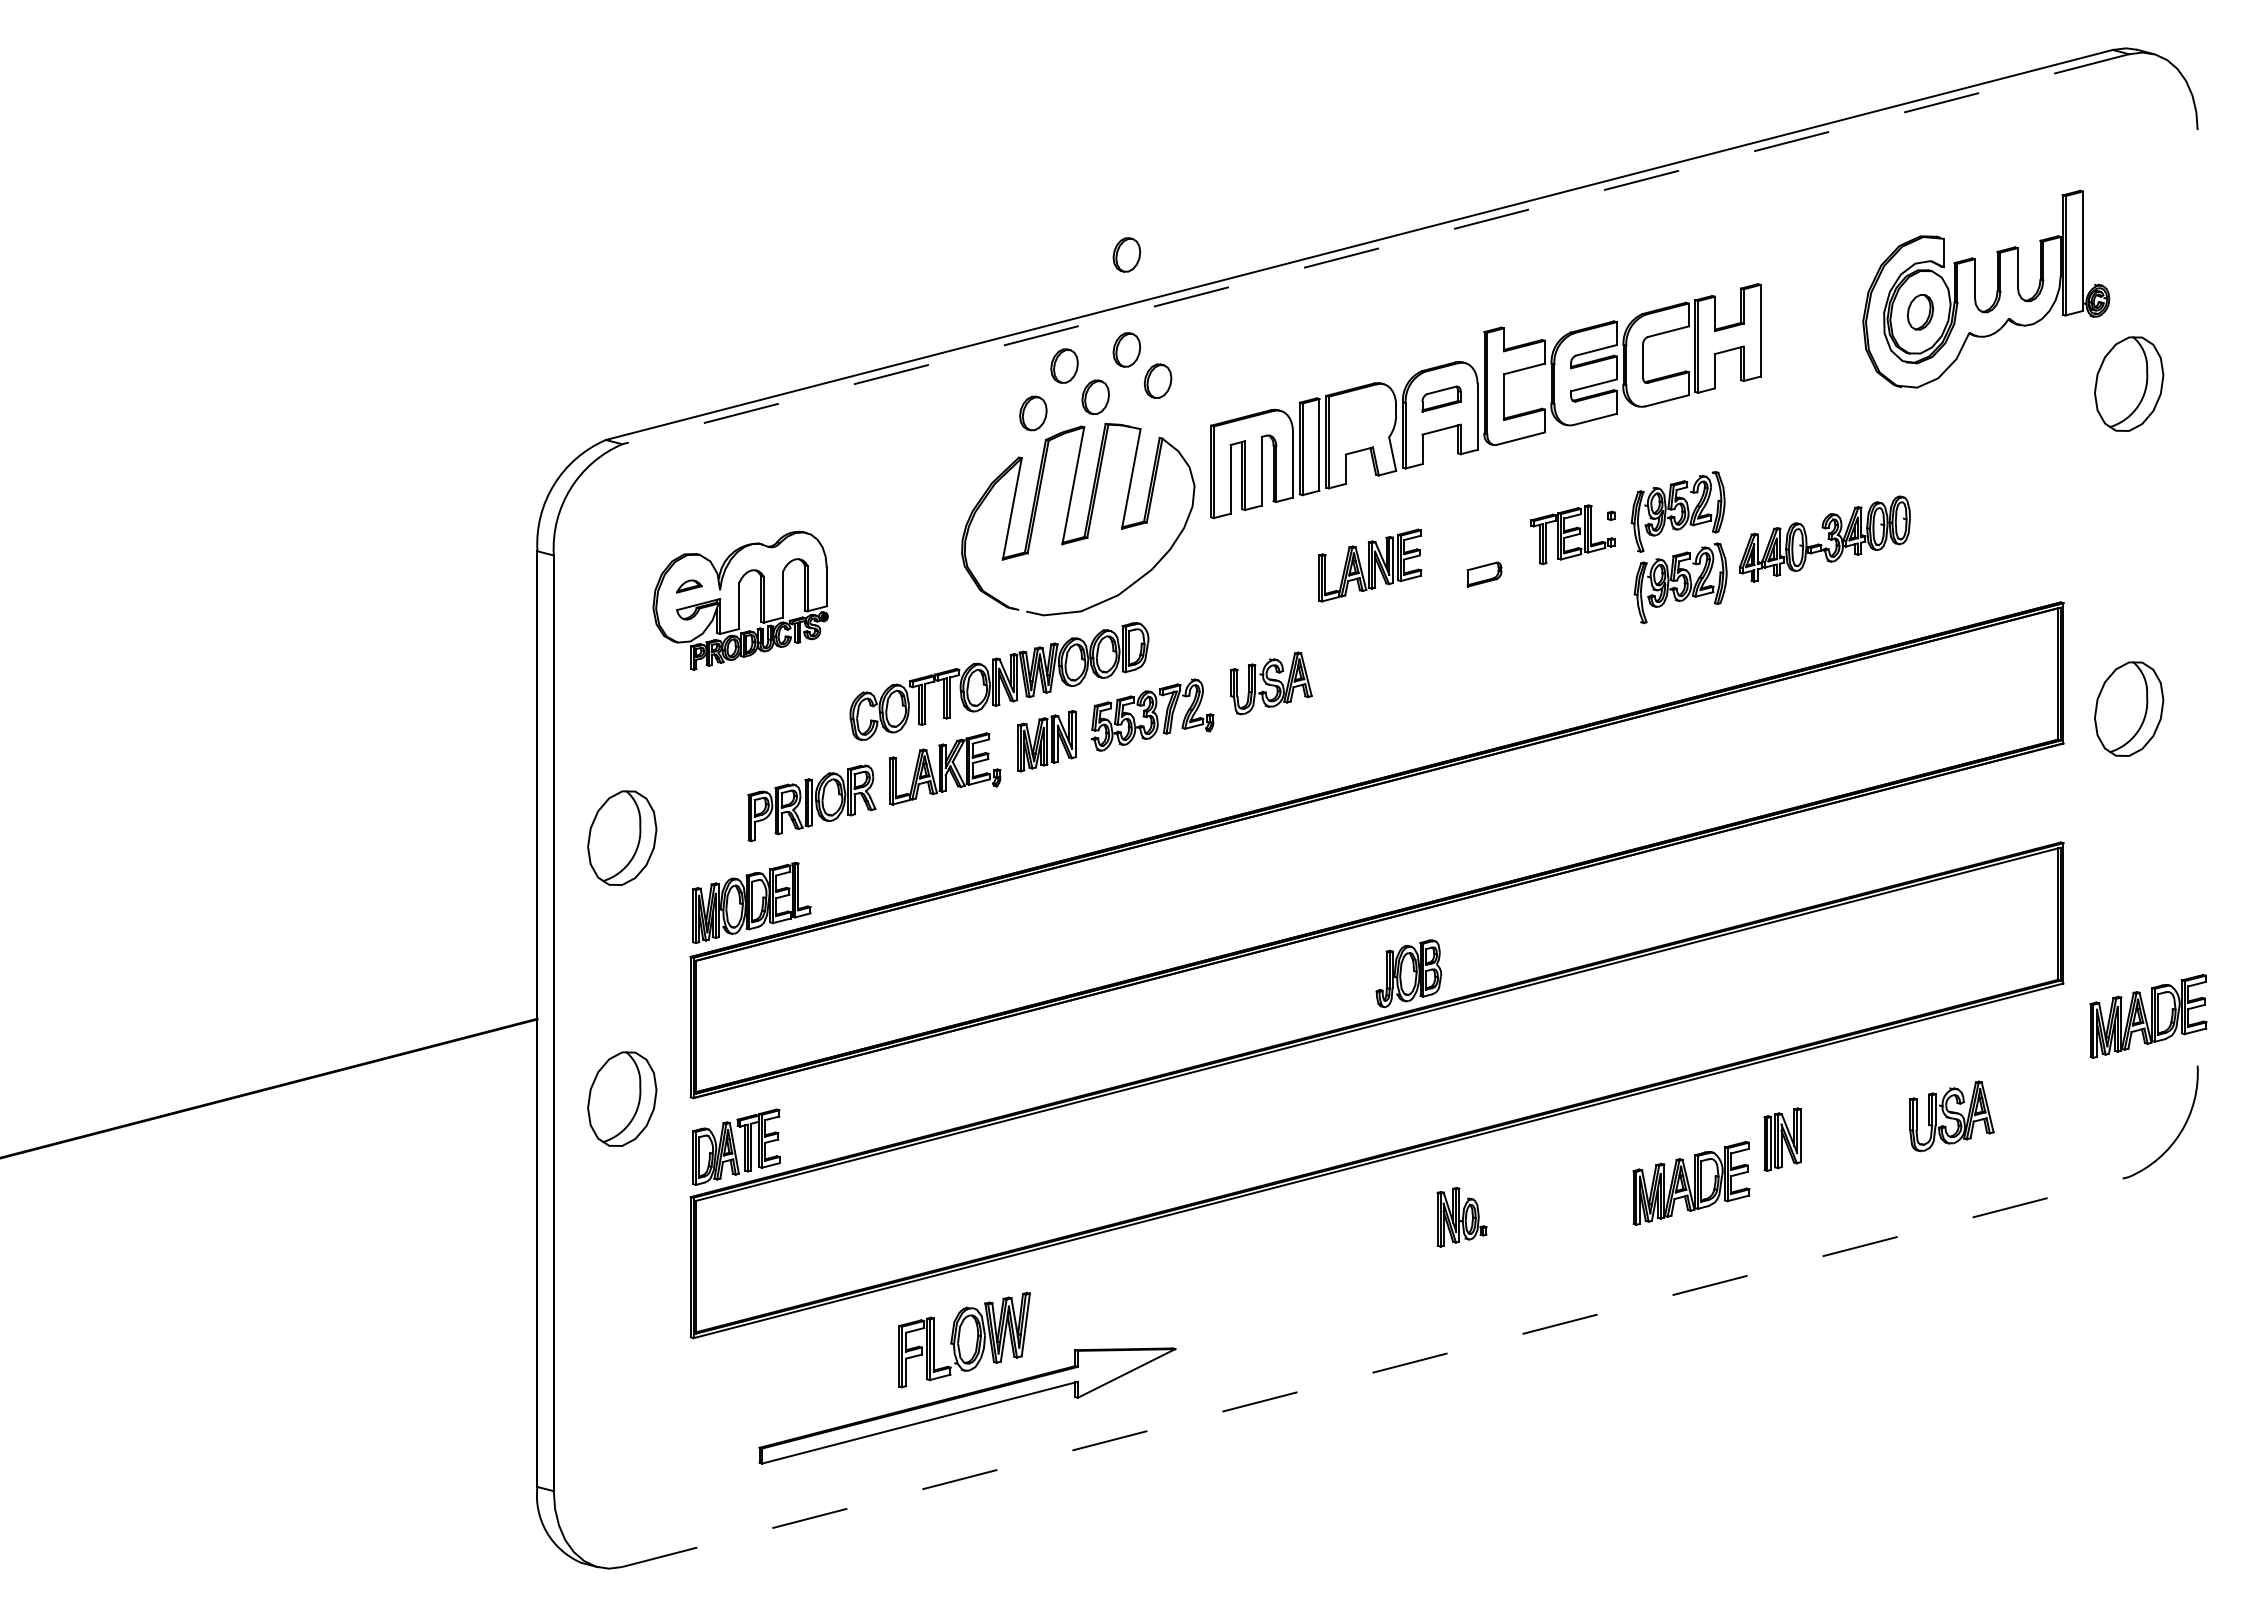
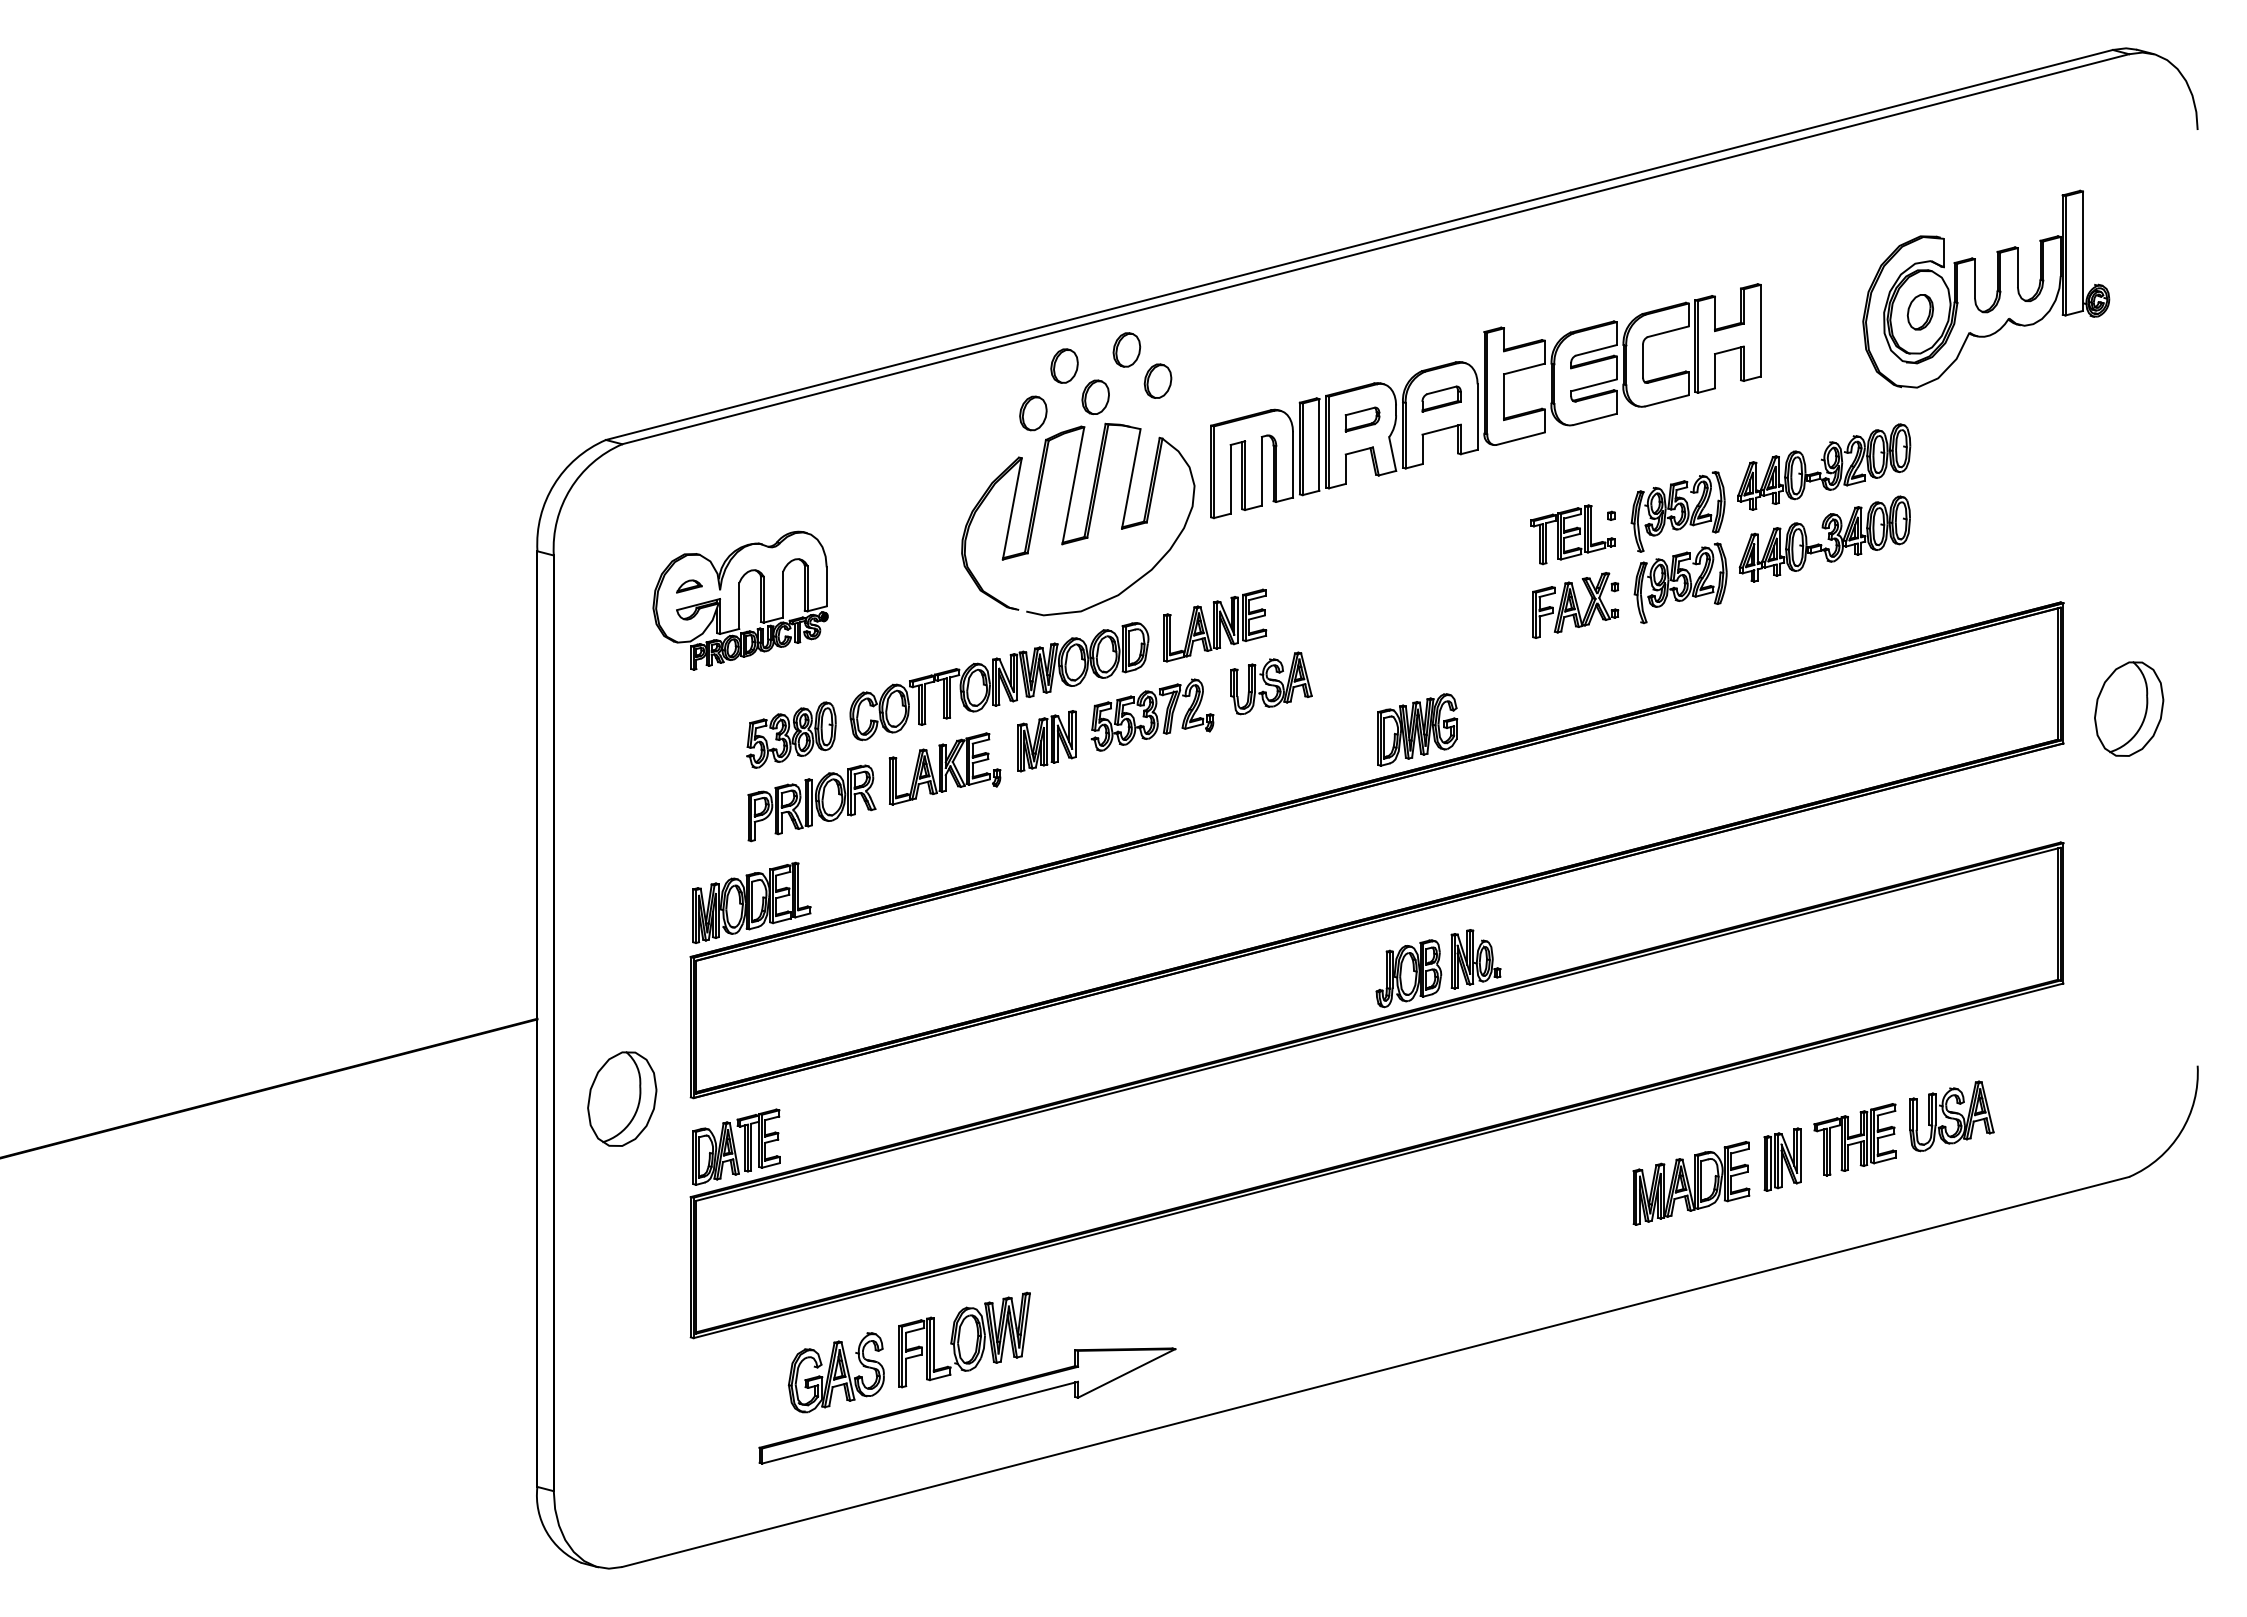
line: dashed -> solid (1375, 249)
part: present -> none (1126, 254)
part: present -> none (2129, 383)
part: none -> present (1824, 466)
part position: (1370, 565) -> (1215, 625) (1215, 625)
part position: (1484, 574) -> (1362, 419) (1362, 419)
part: none -> present (1575, 605)
part: none -> present (1417, 729)
part: none -> present (791, 734)
part: present -> none (622, 837)
part: present -> none (2148, 1016)
part position: (1782, 1139) -> (1782, 1159) (1782, 1159)
part: none -> present (1854, 1139)
part position: (1461, 1217) -> (1475, 959) (1475, 959)
line: dashed -> solid (1376, 1371)
part: none -> present (835, 1372)
